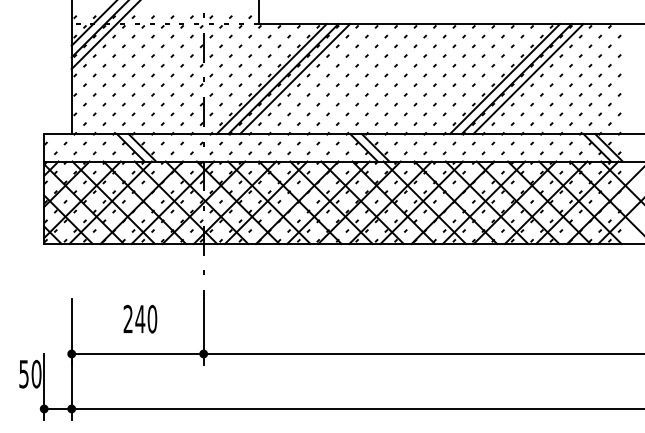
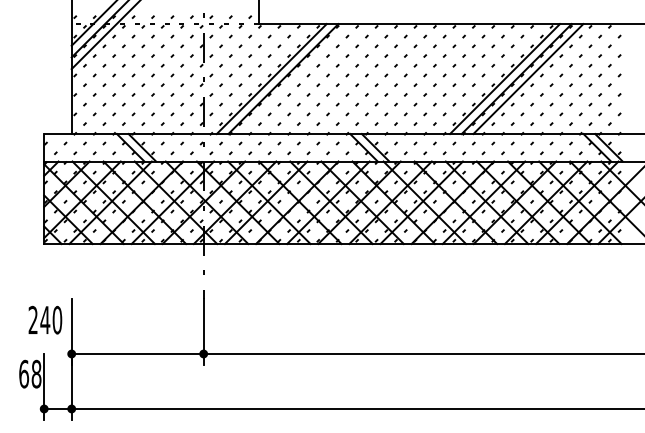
line: present -> none (295, 79)
text position: (140, 318) -> (45, 319) (45, 319)
text: 50 -> 68 (30, 373)
